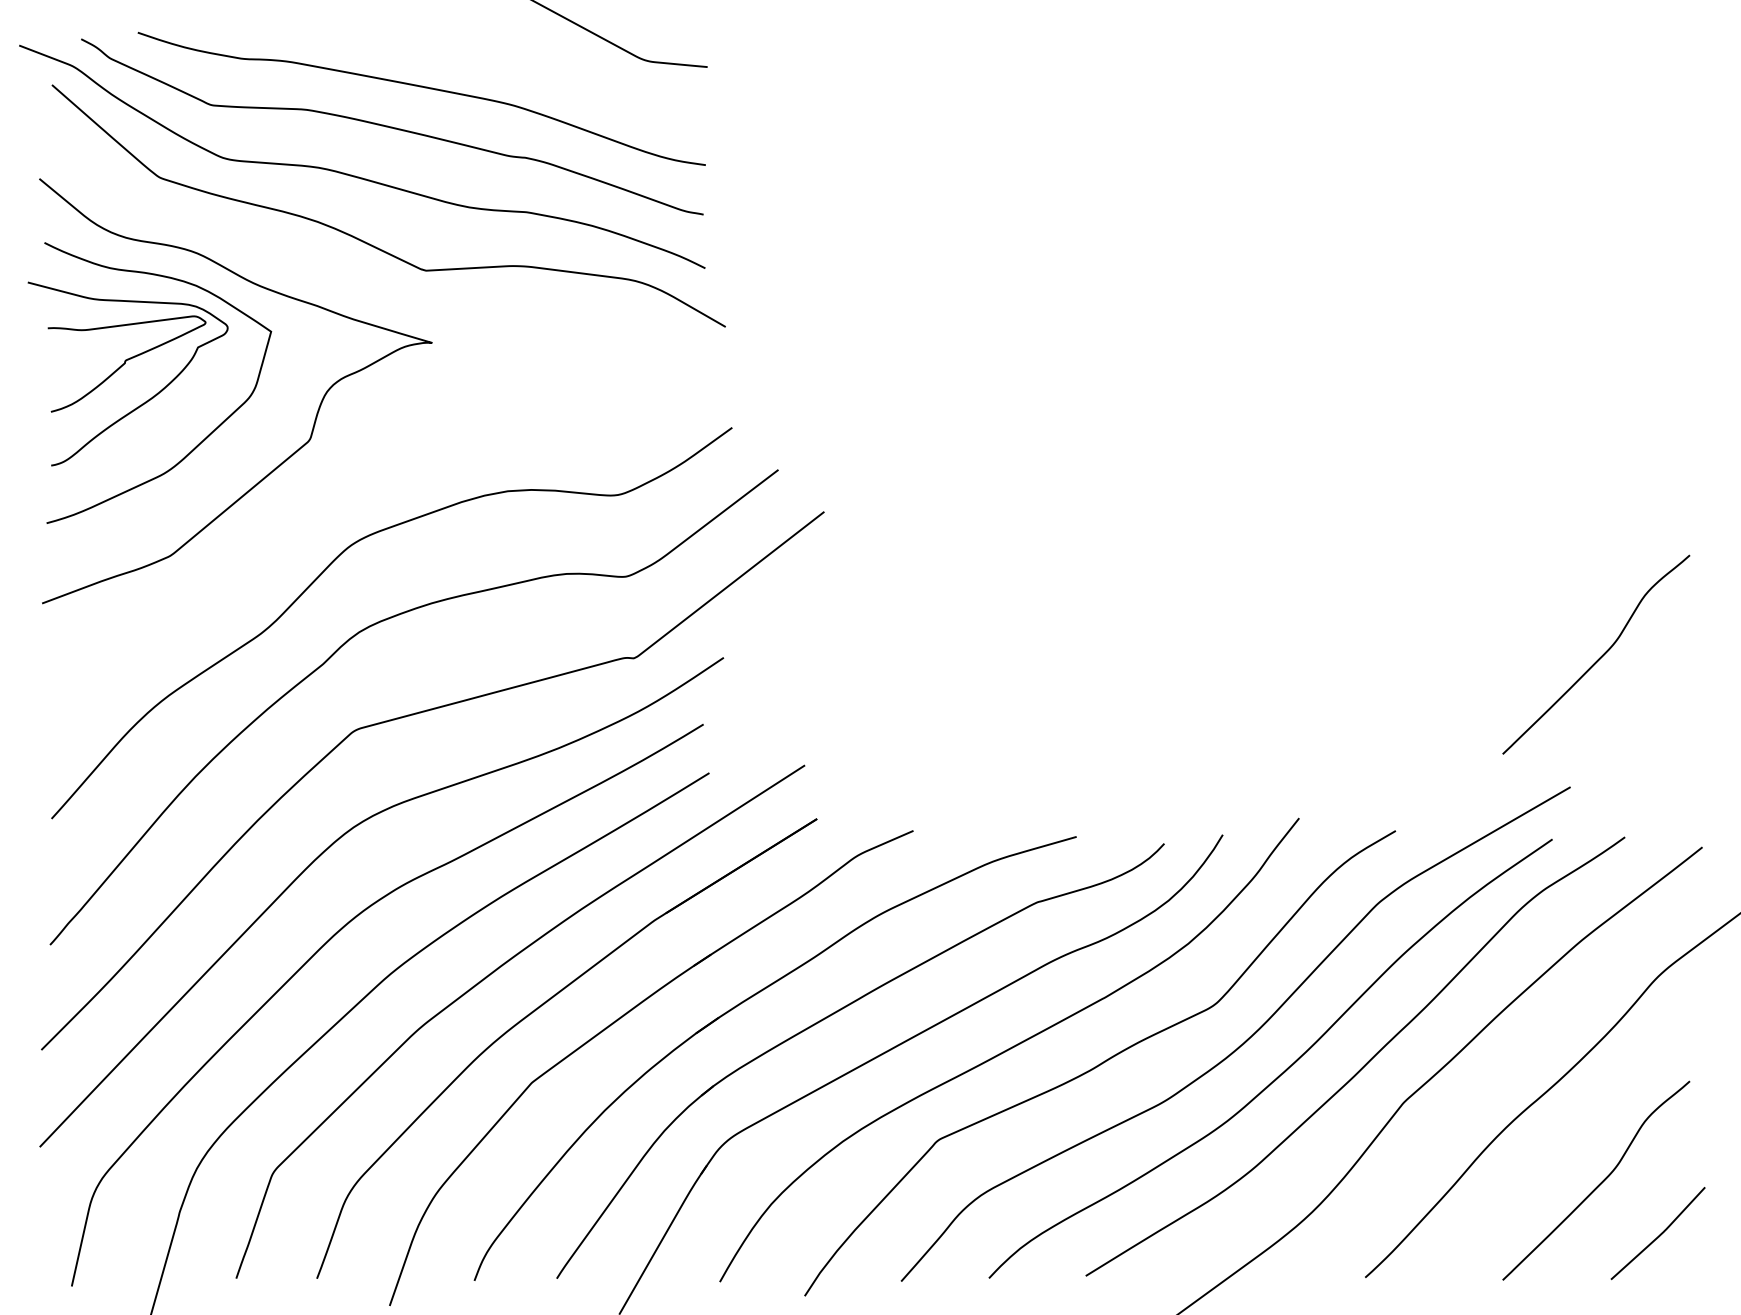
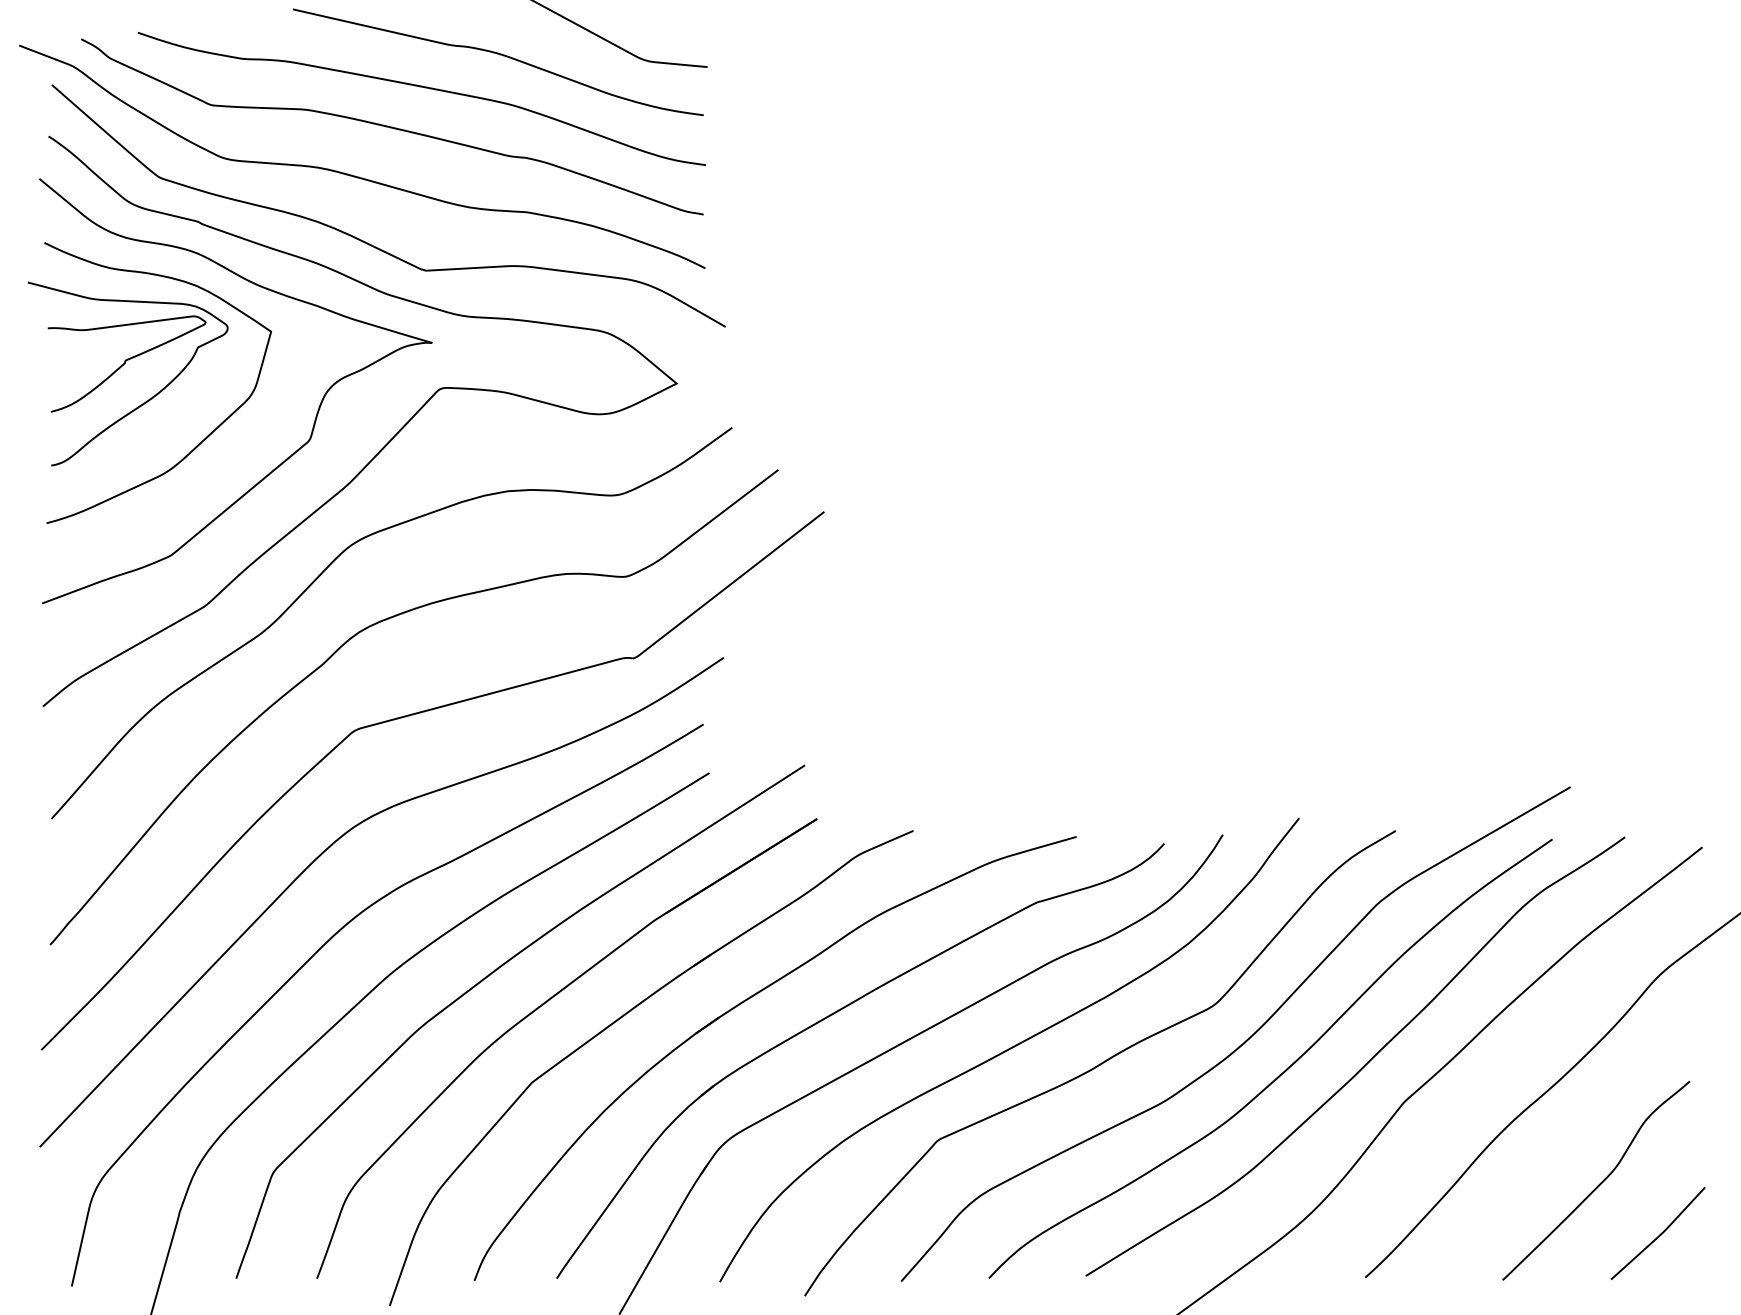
curve: none -> present (500, 55)
part: none -> present (384, 445)
curve: present -> none (1599, 657)
